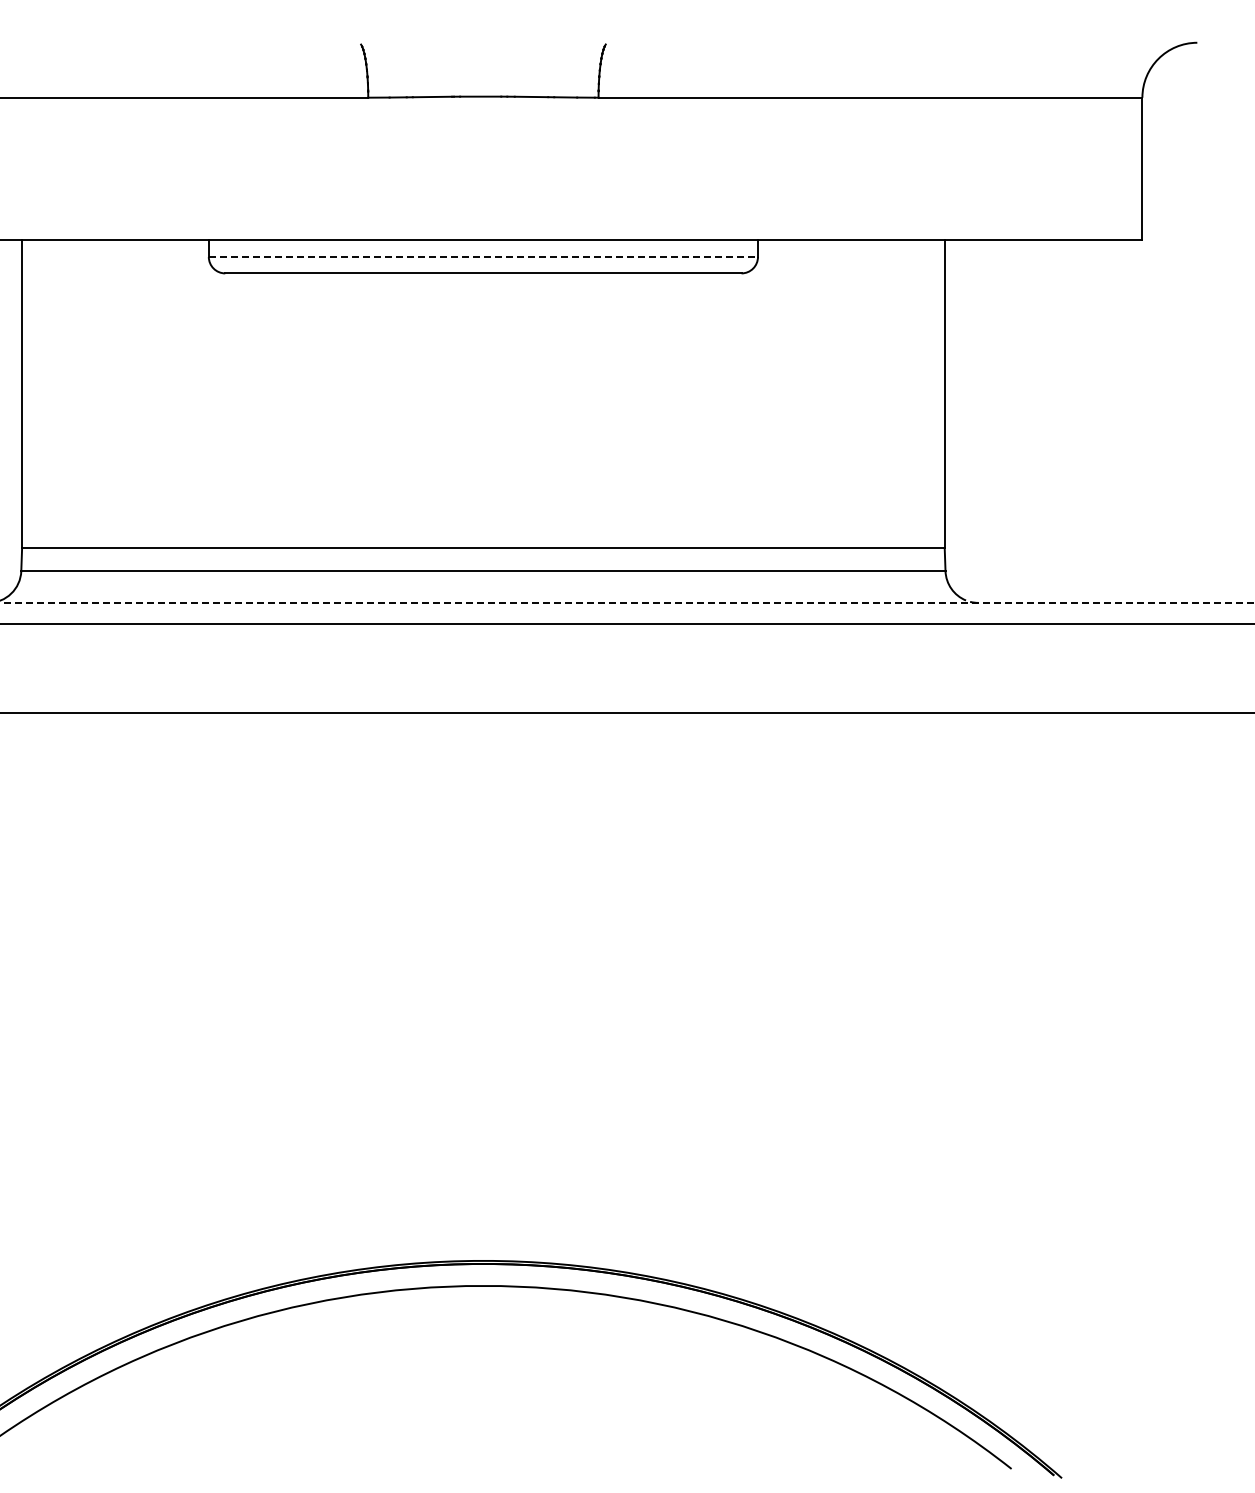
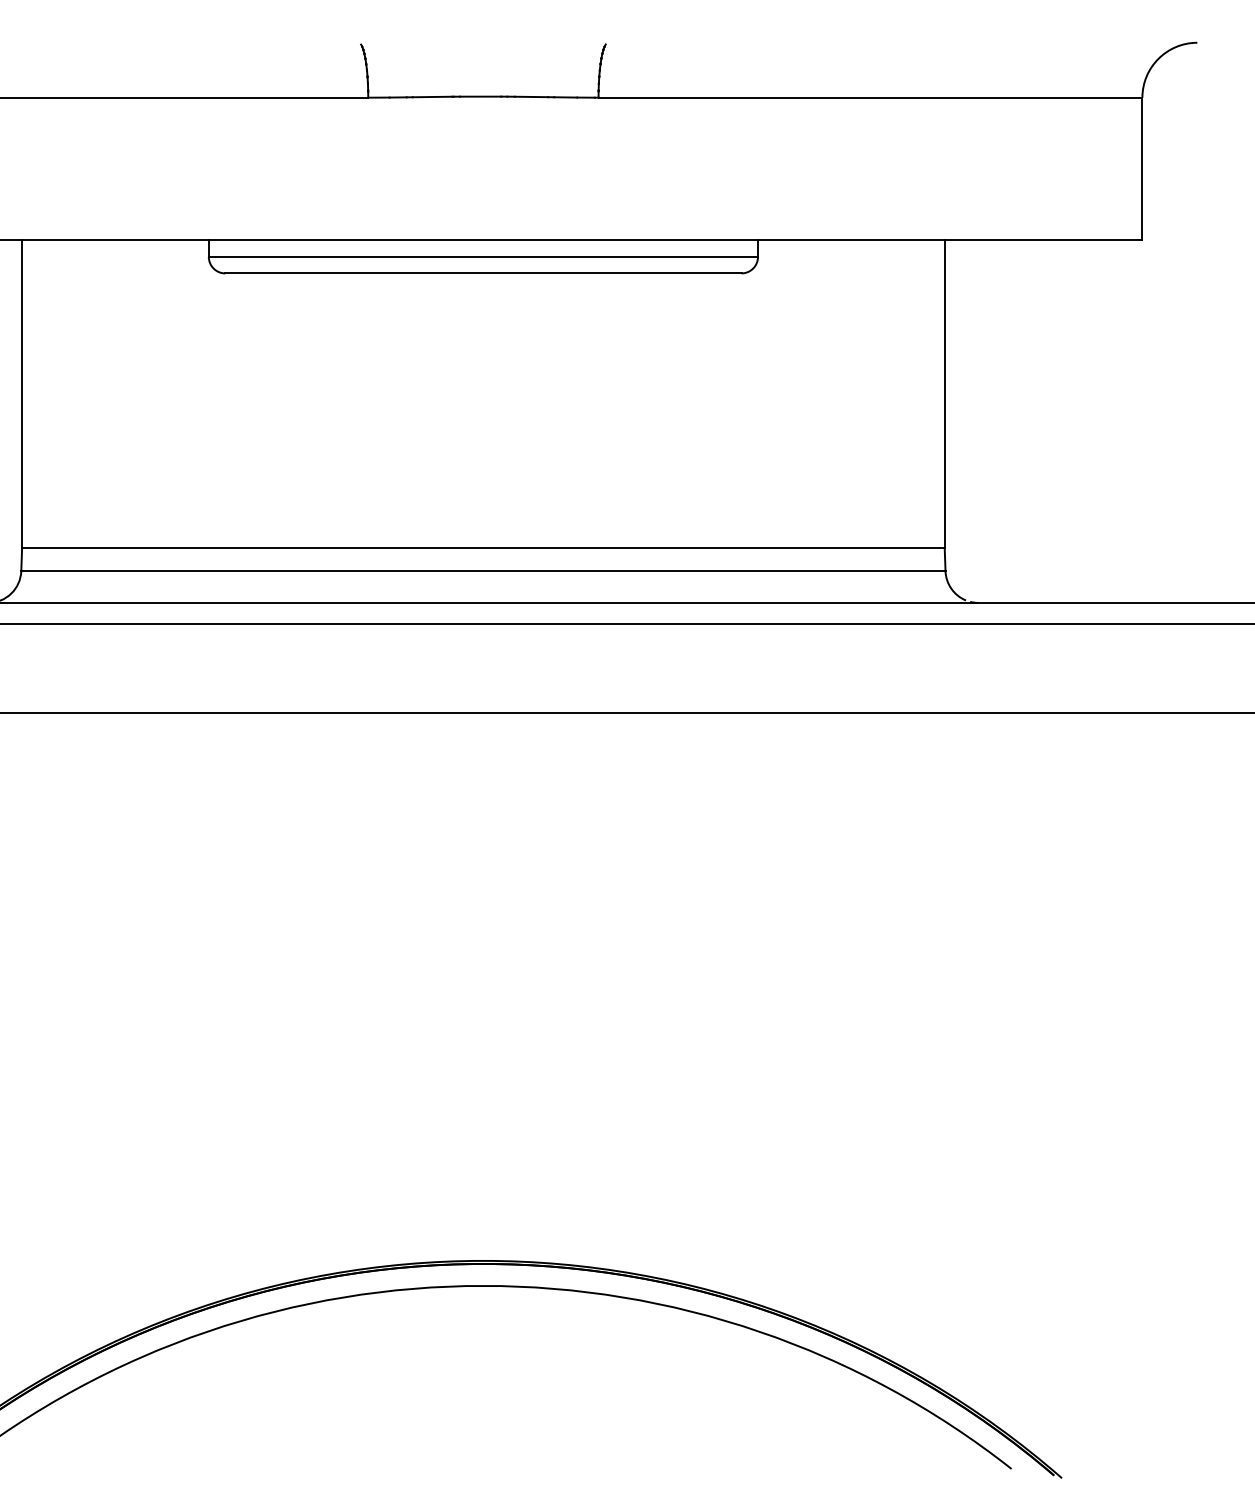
line: dashed -> solid (483, 256)
line: dashed -> solid (627, 602)
